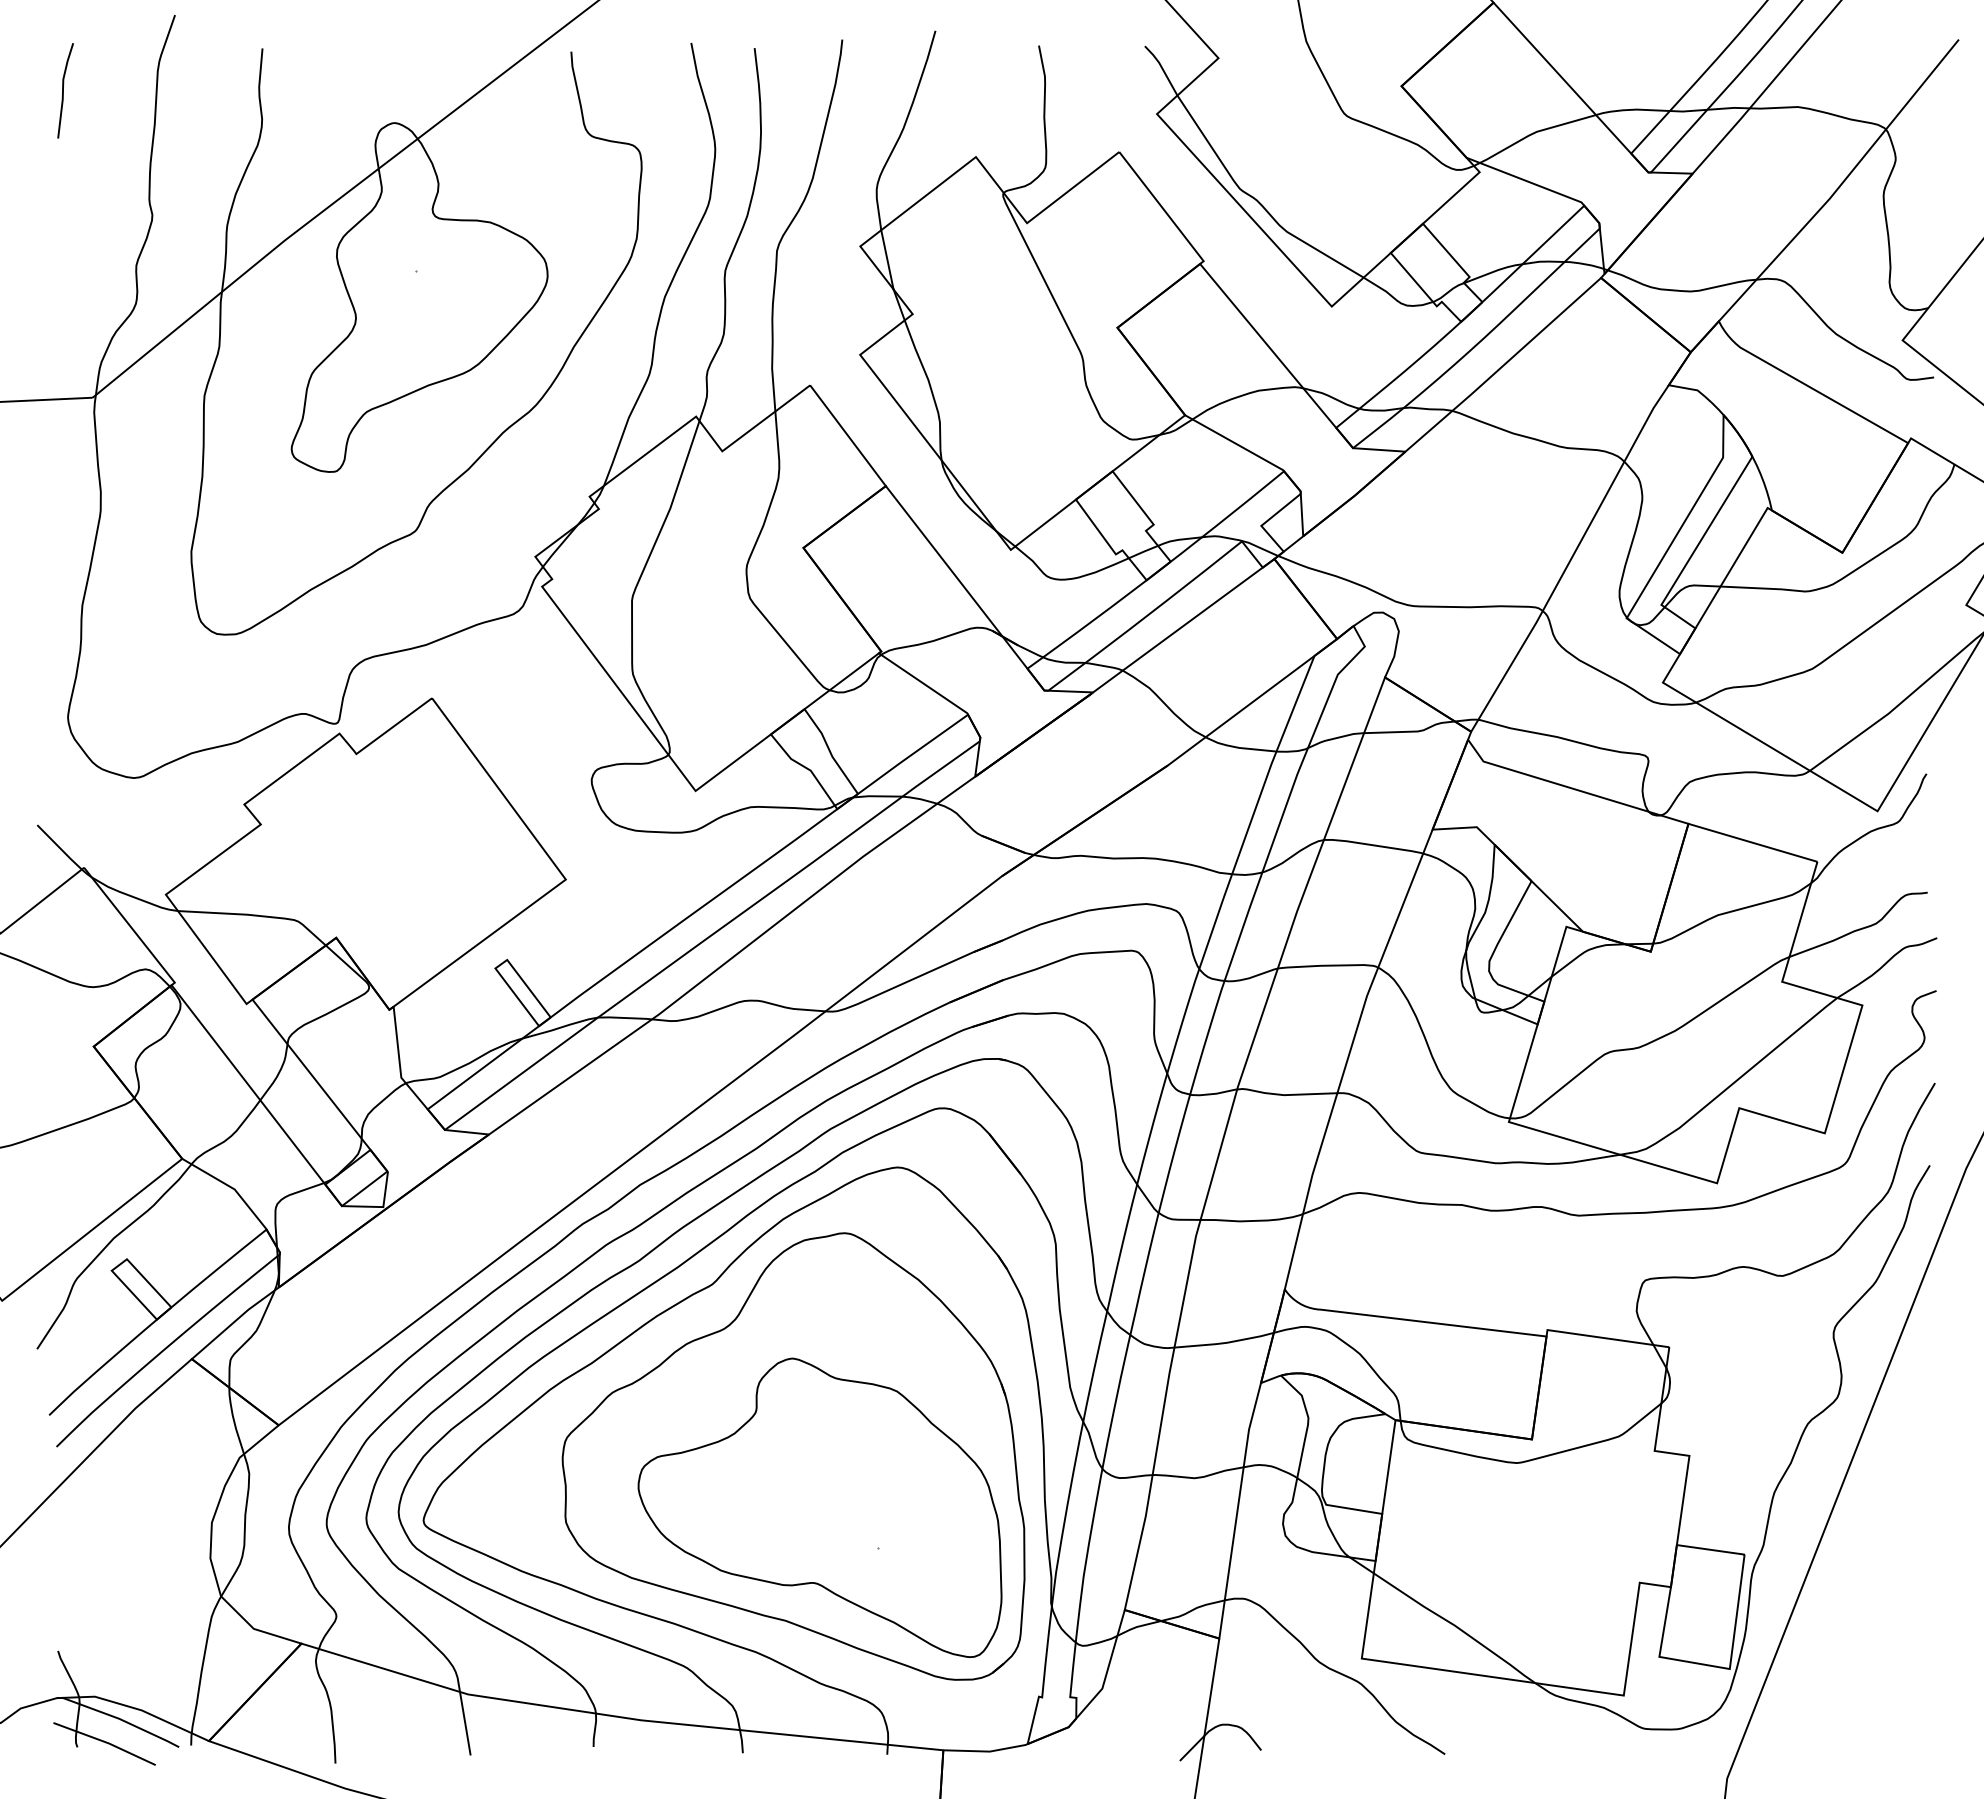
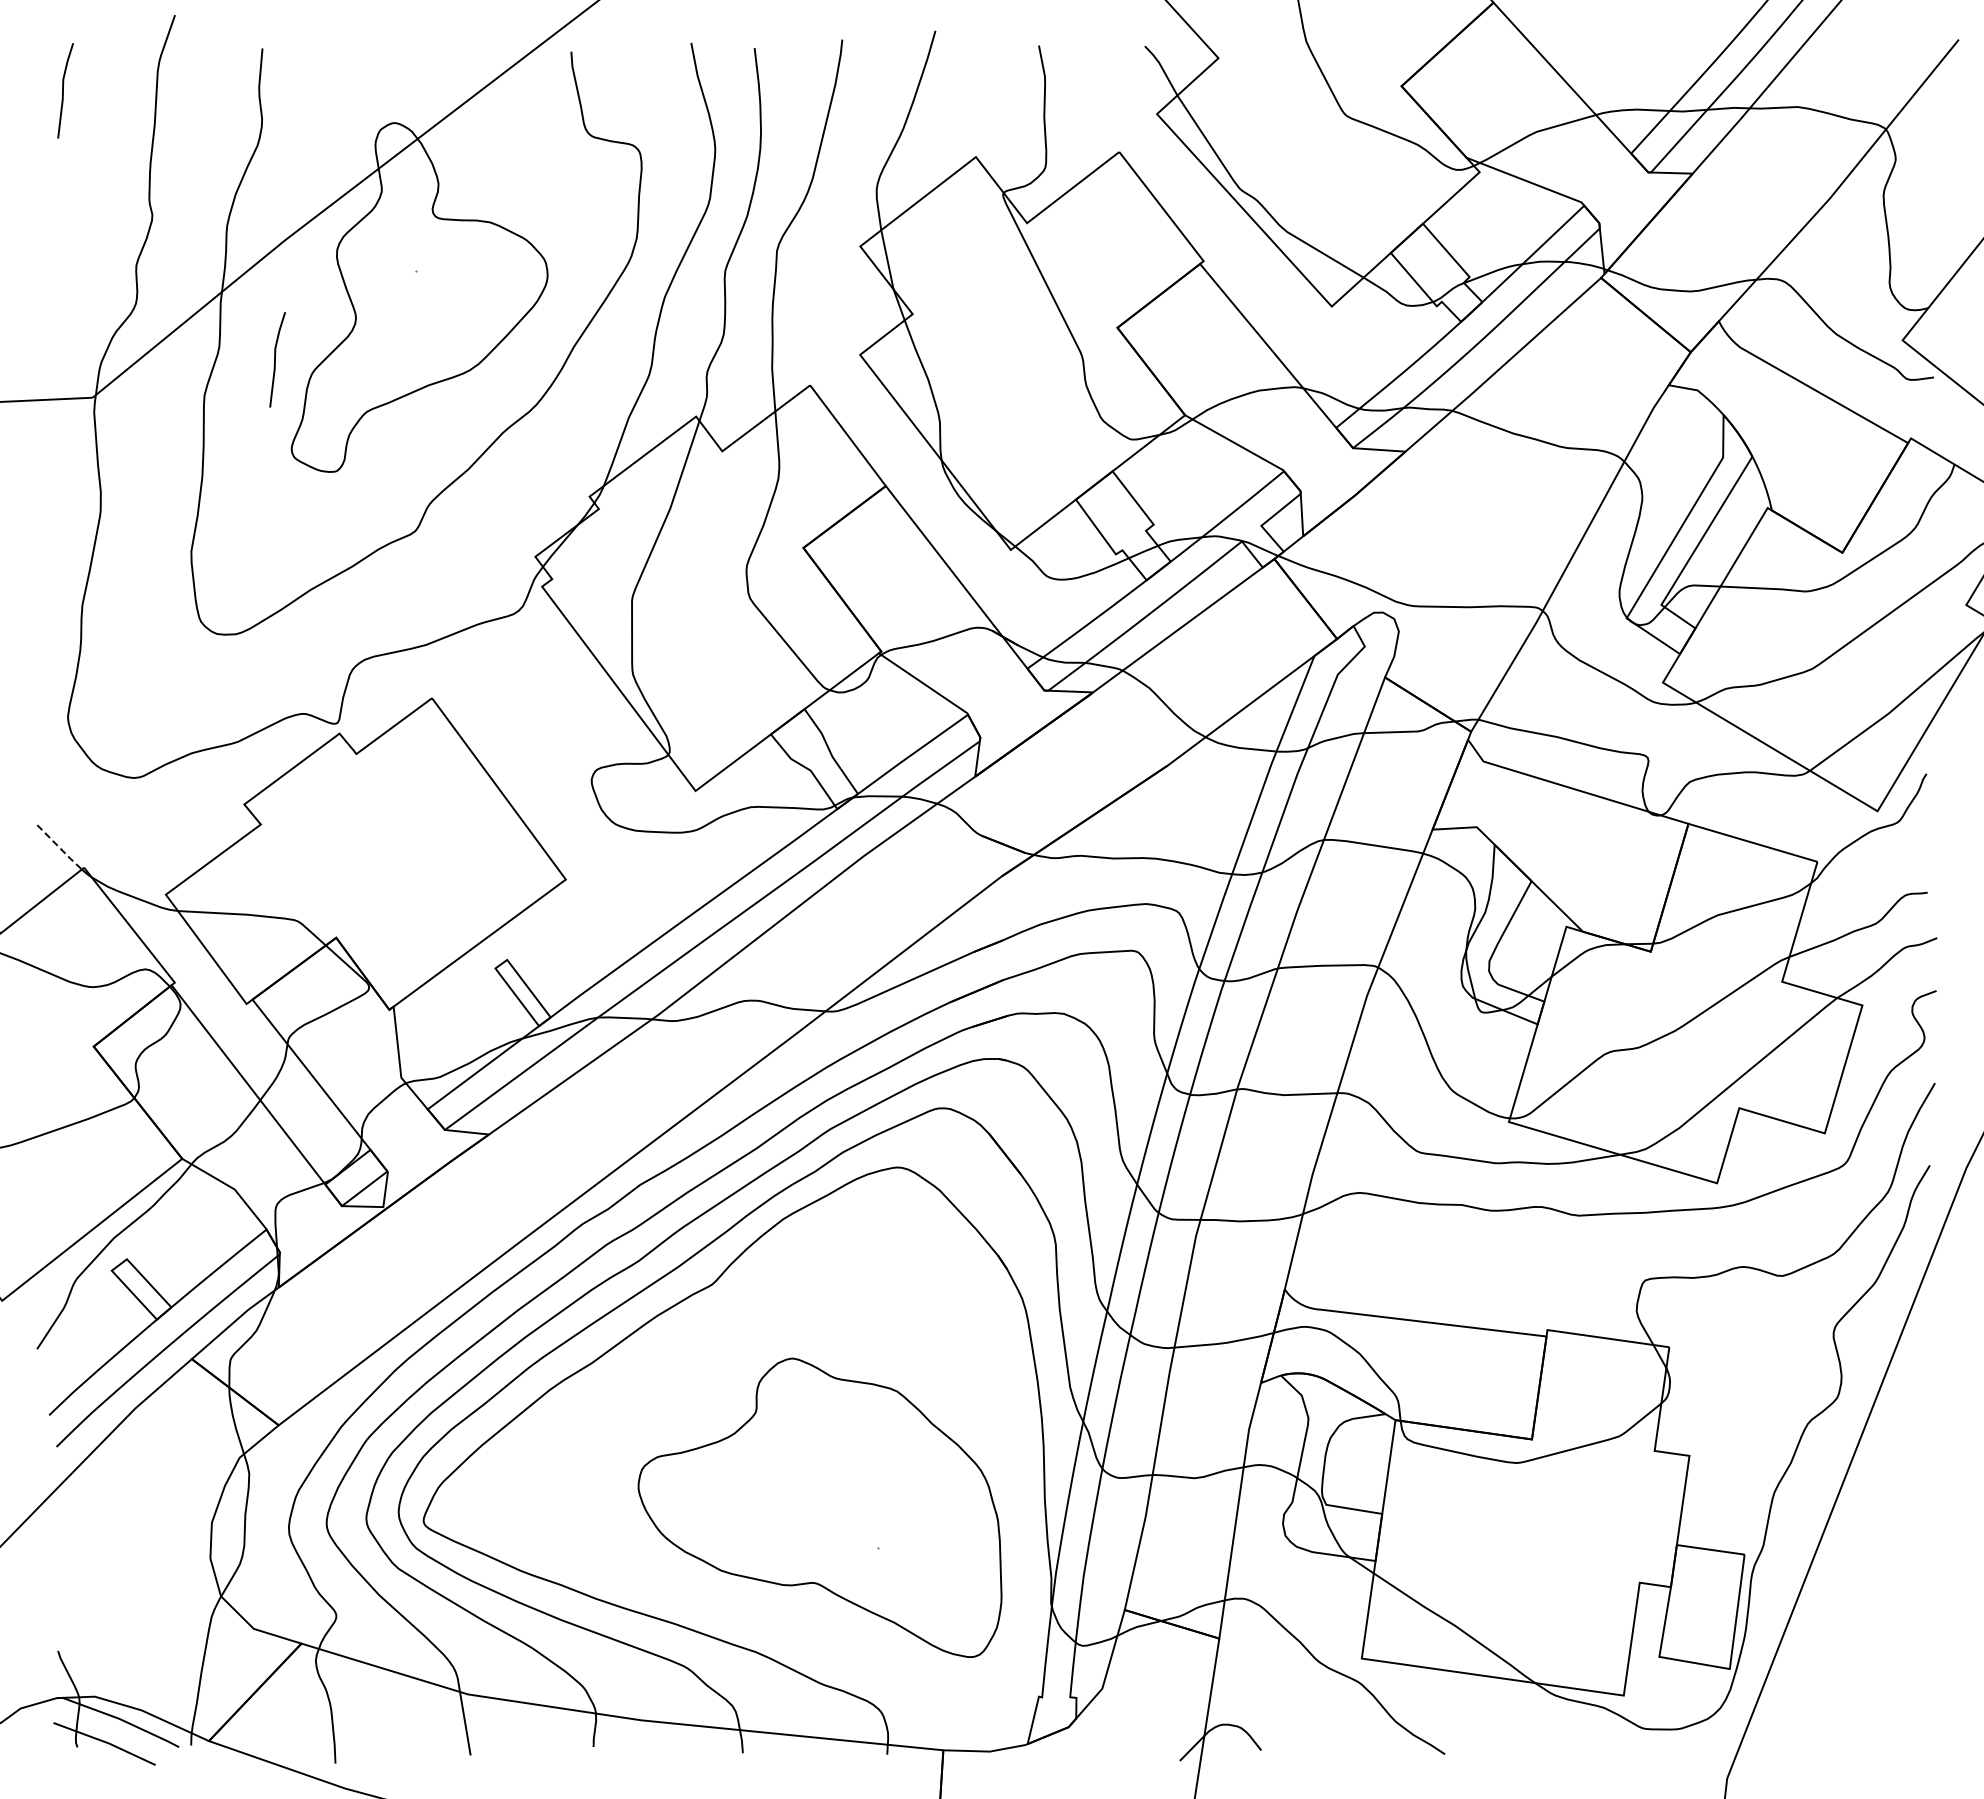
line: none -> present (275, 359)
line: solid -> dashed (60, 848)
part: present -> none (793, 1456)
